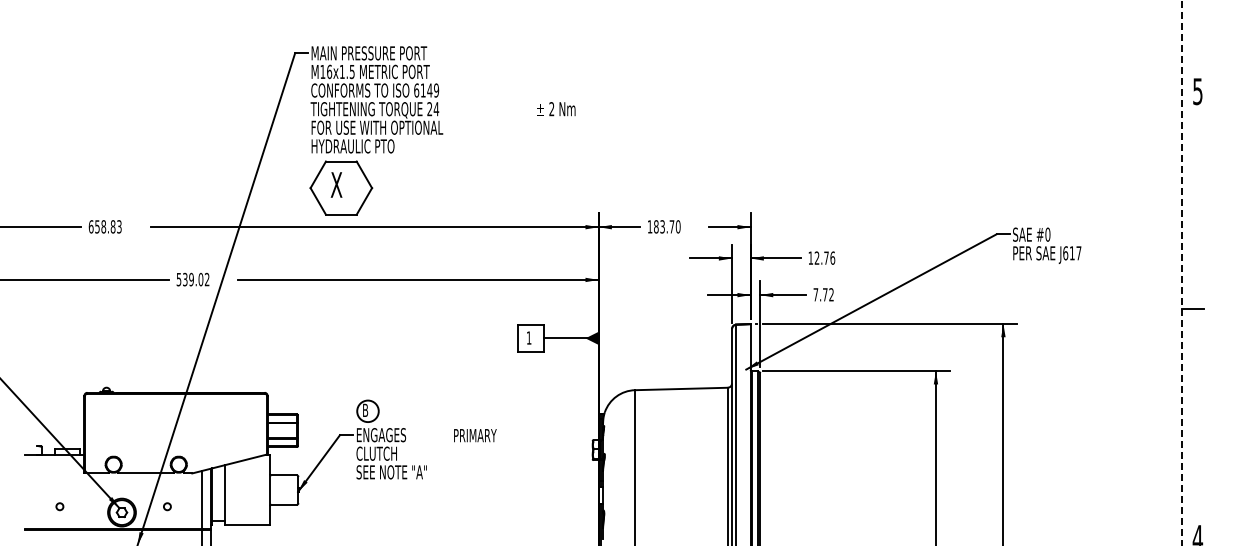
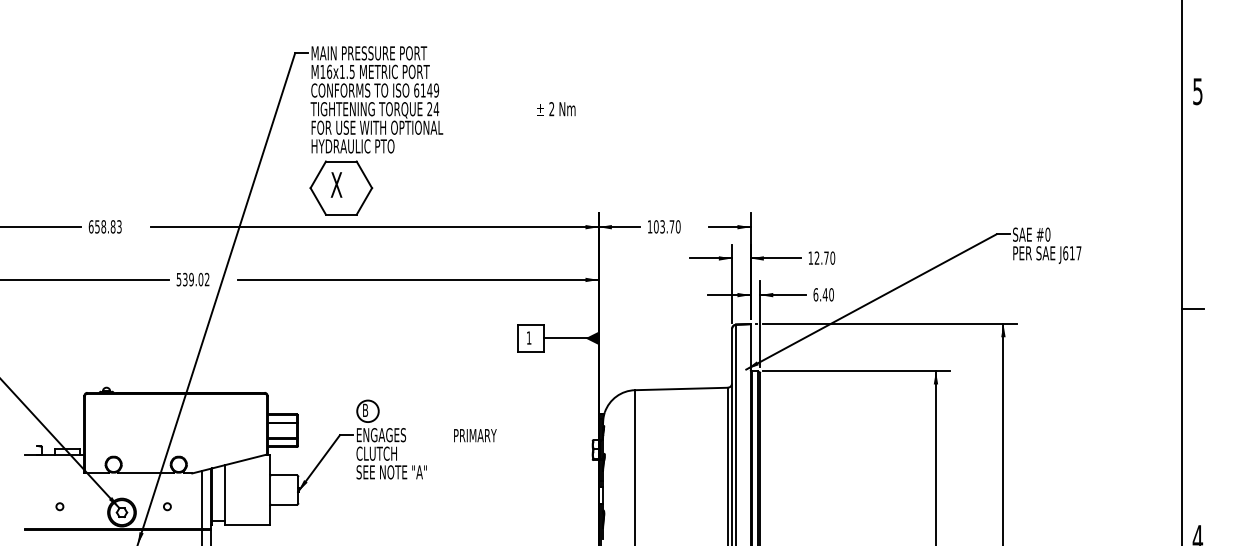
text: 183.70 -> 103.70 (656, 226)
text: 12.76 -> 12.70 (832, 257)
line: dashed -> solid (1181, 272)
text: 7.72 -> 6.40 (823, 294)
